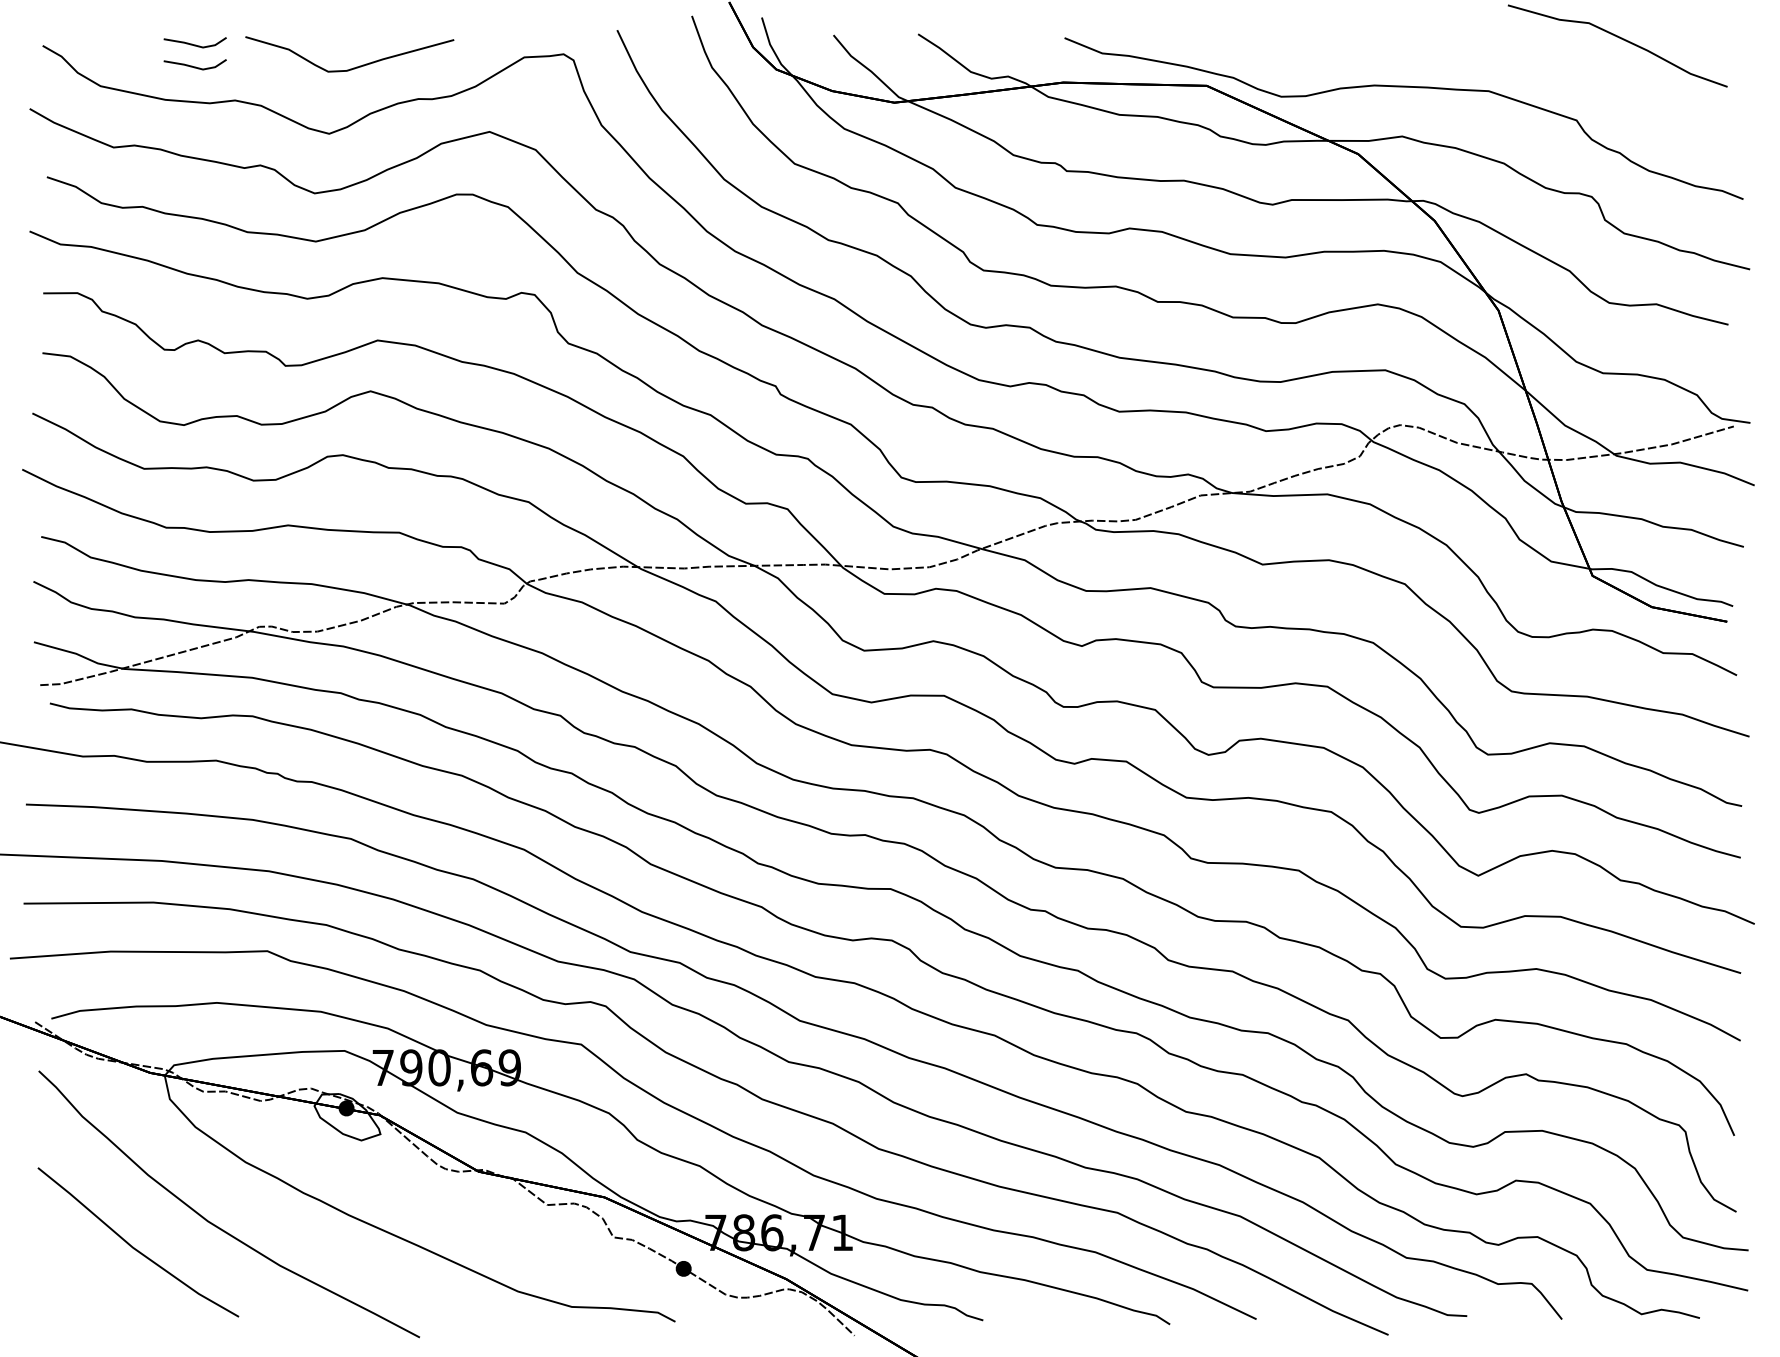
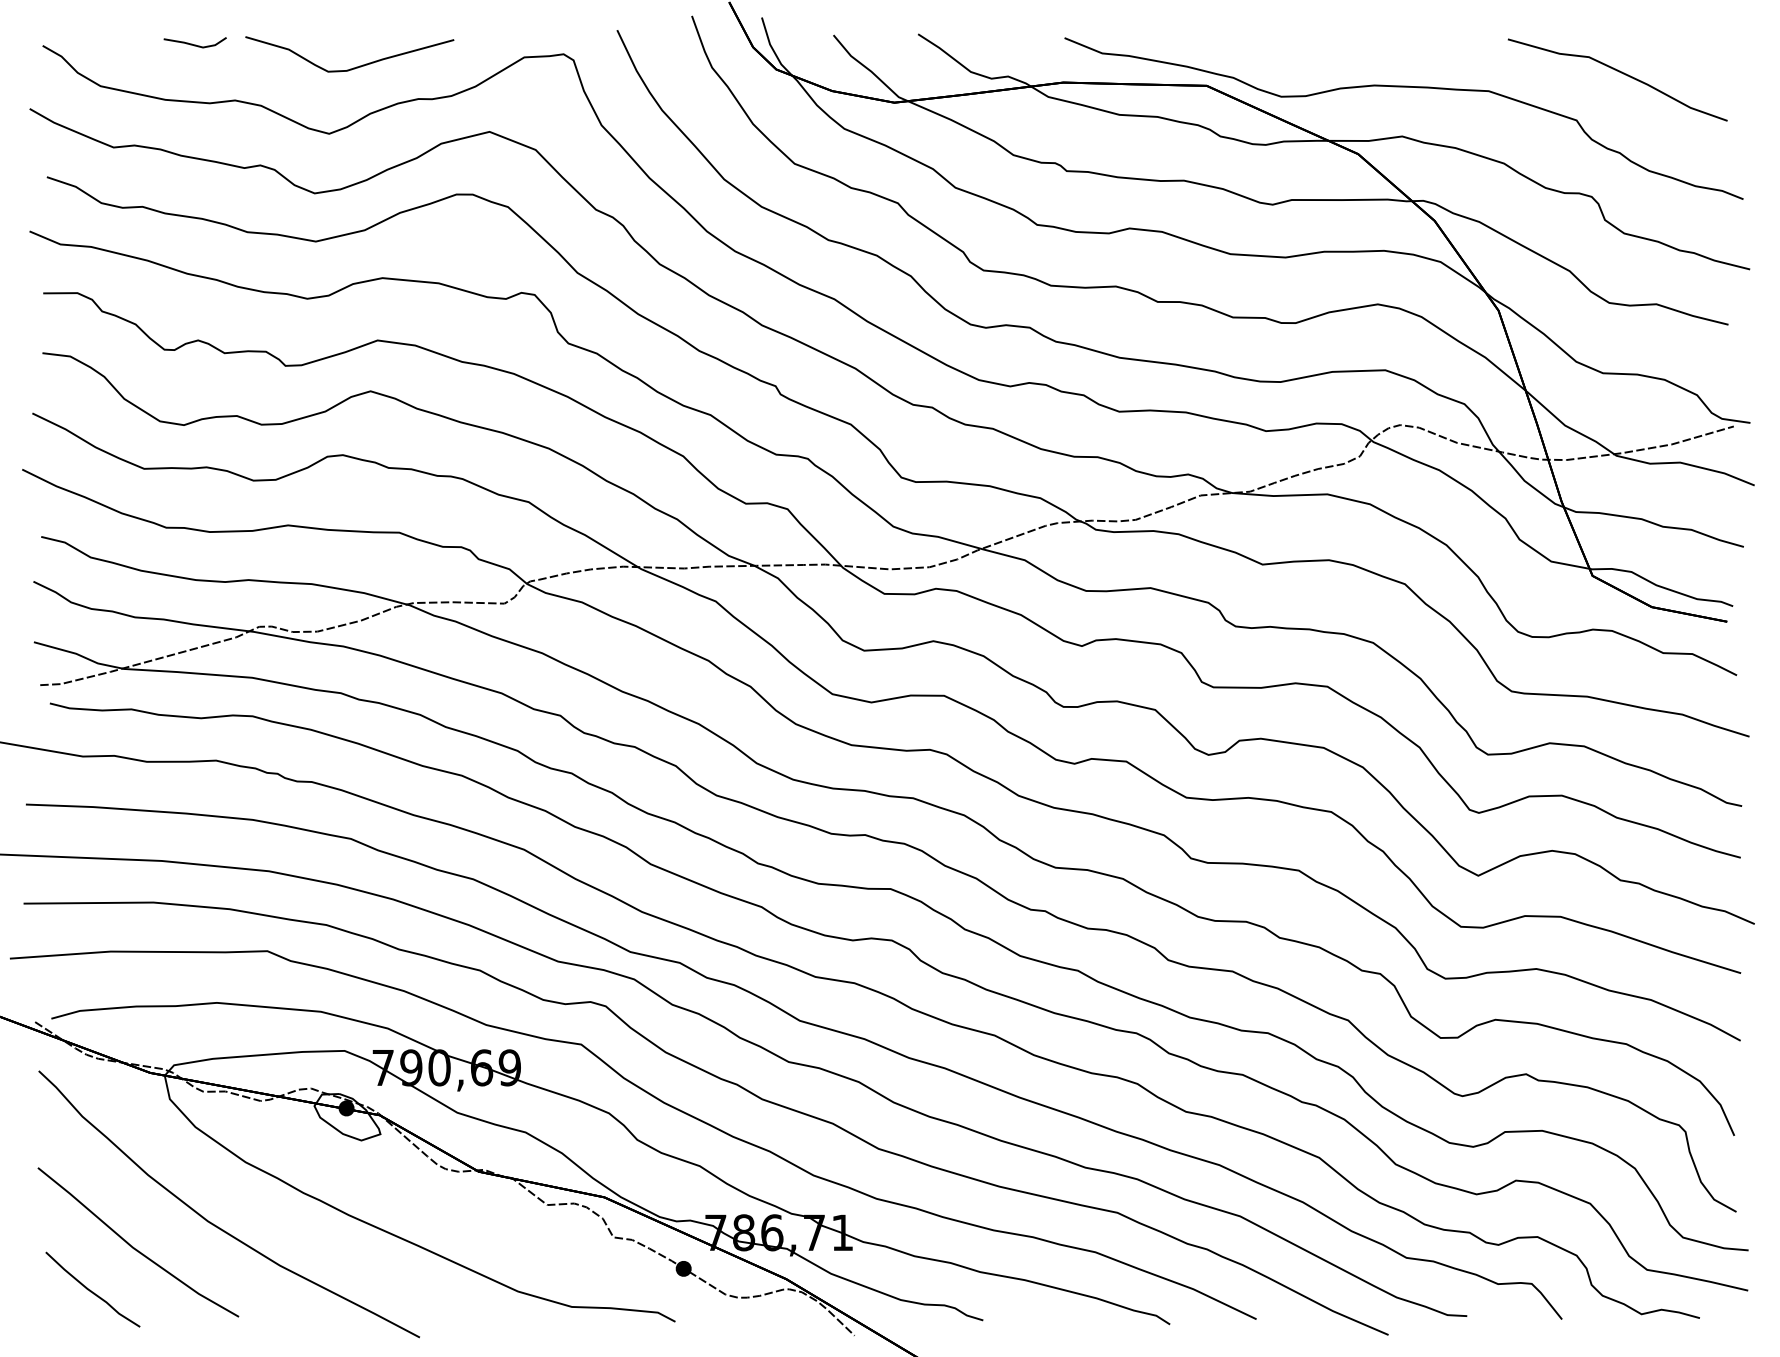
curve position: (1621, 39) -> (1621, 73) (1621, 73)
line: present -> none (194, 66)
curve: none -> present (91, 1290)
